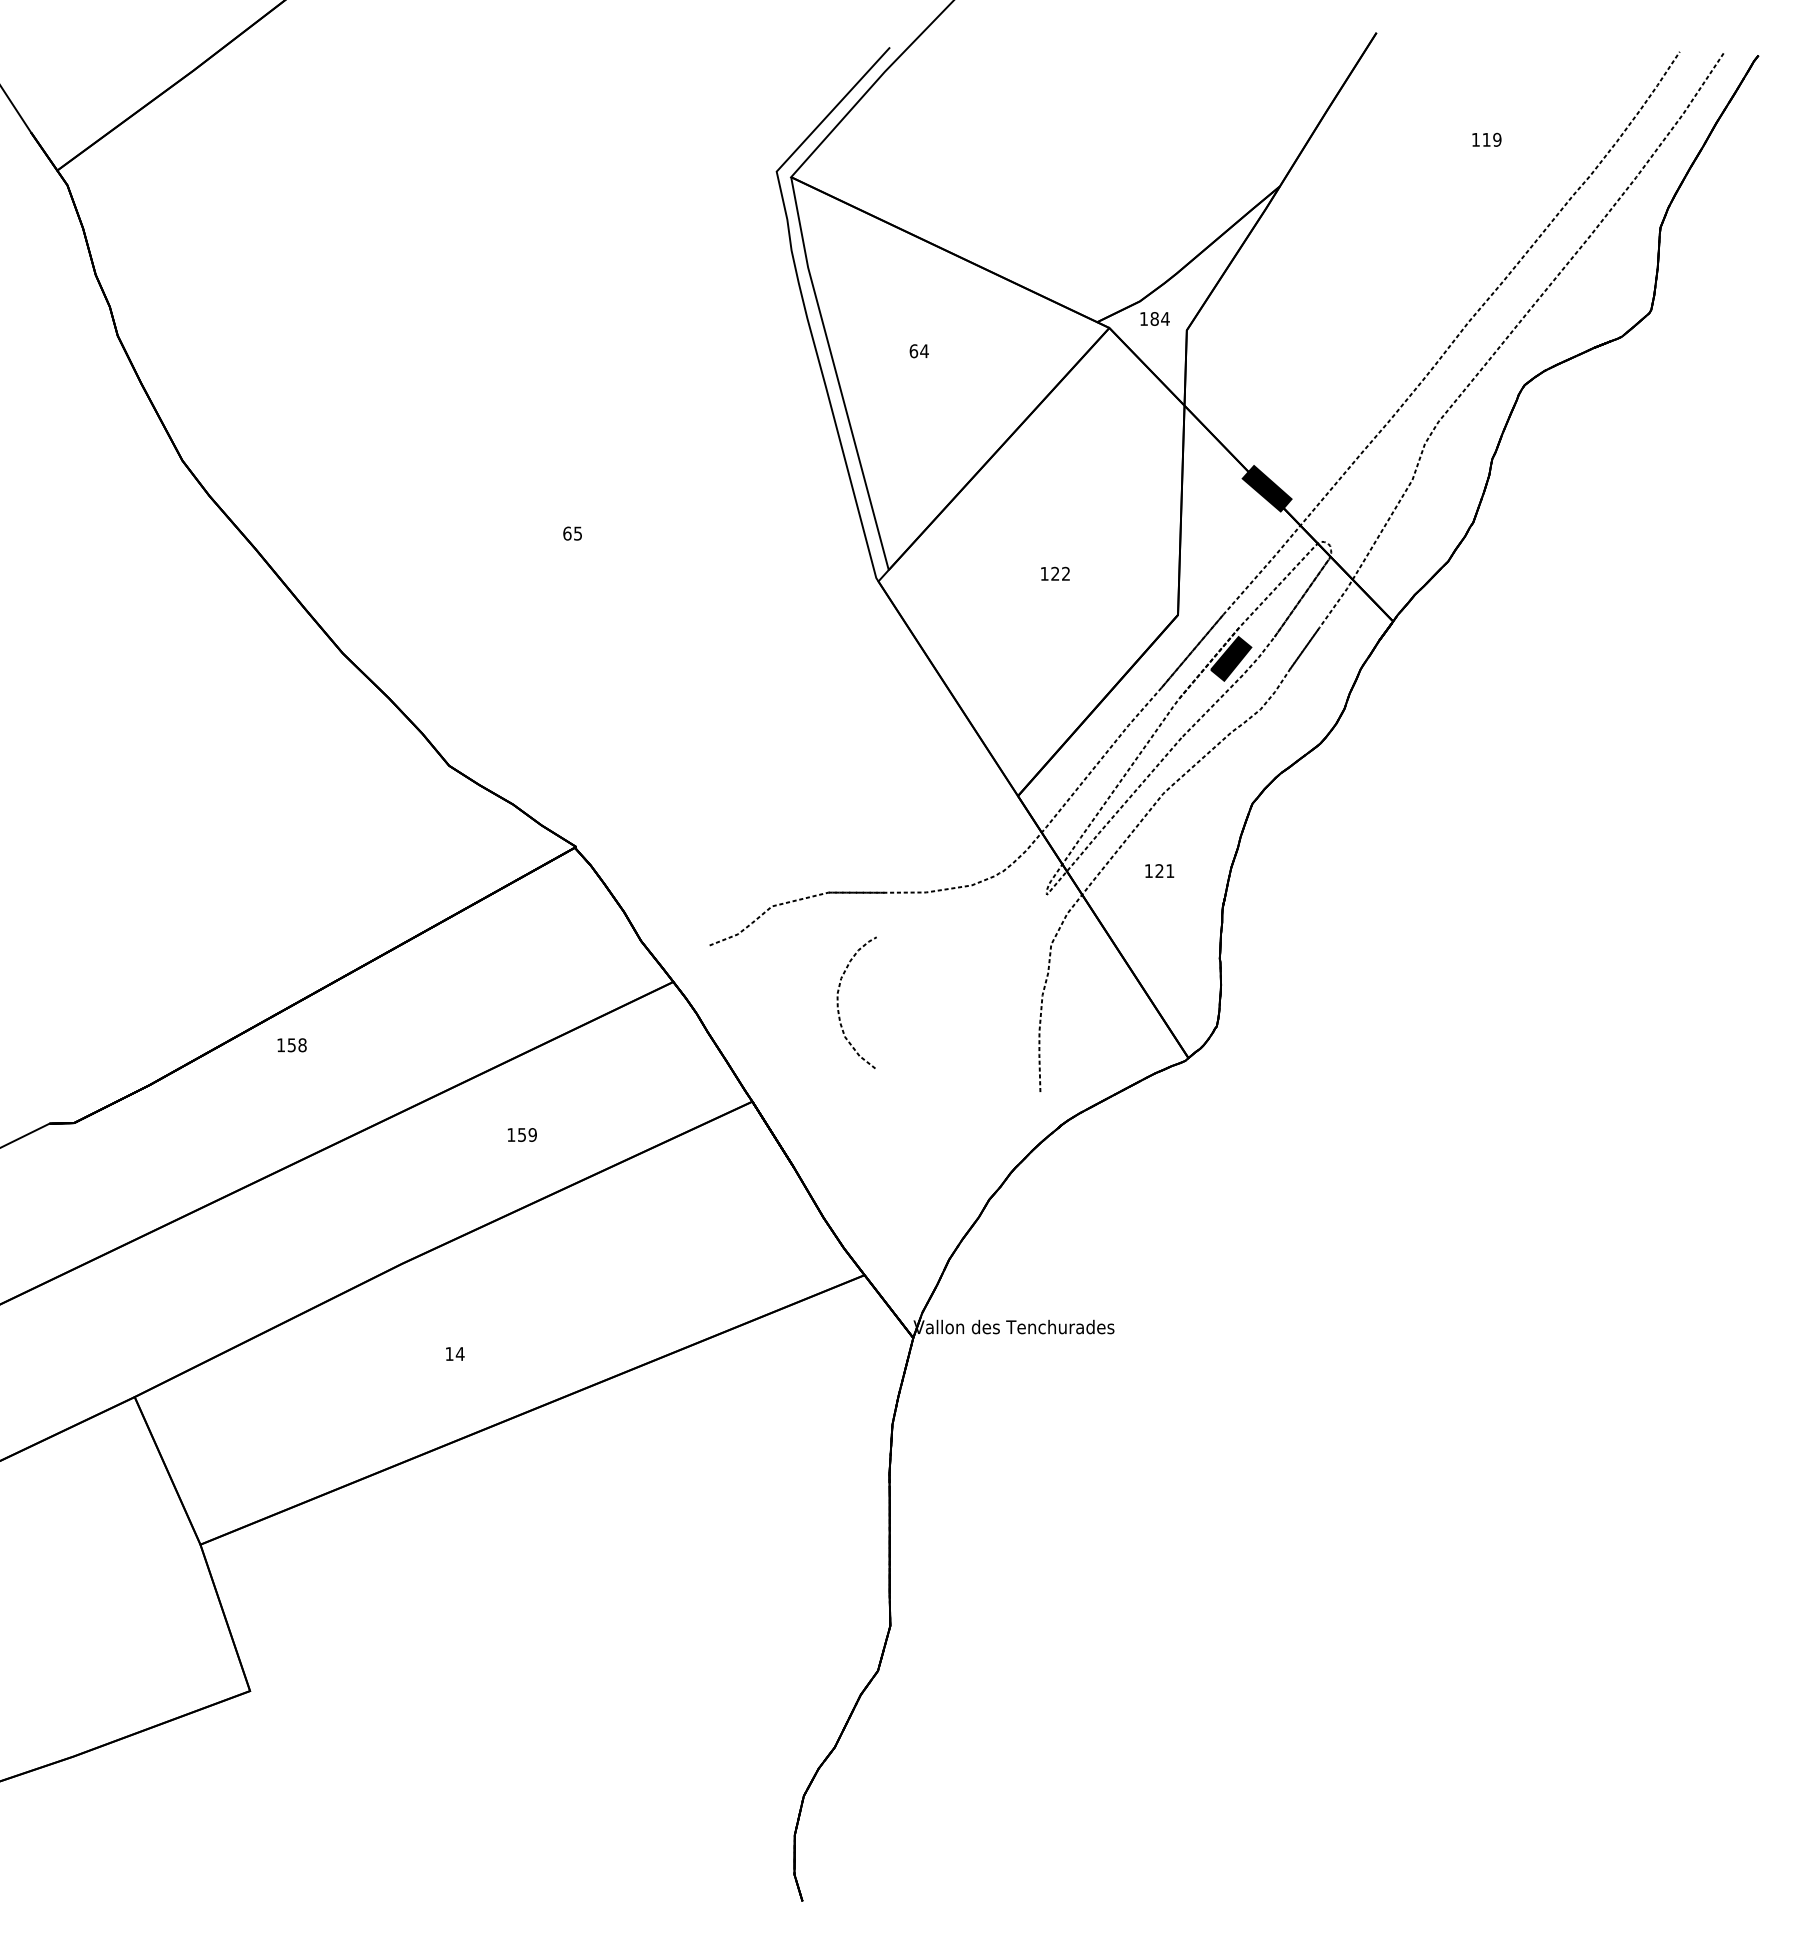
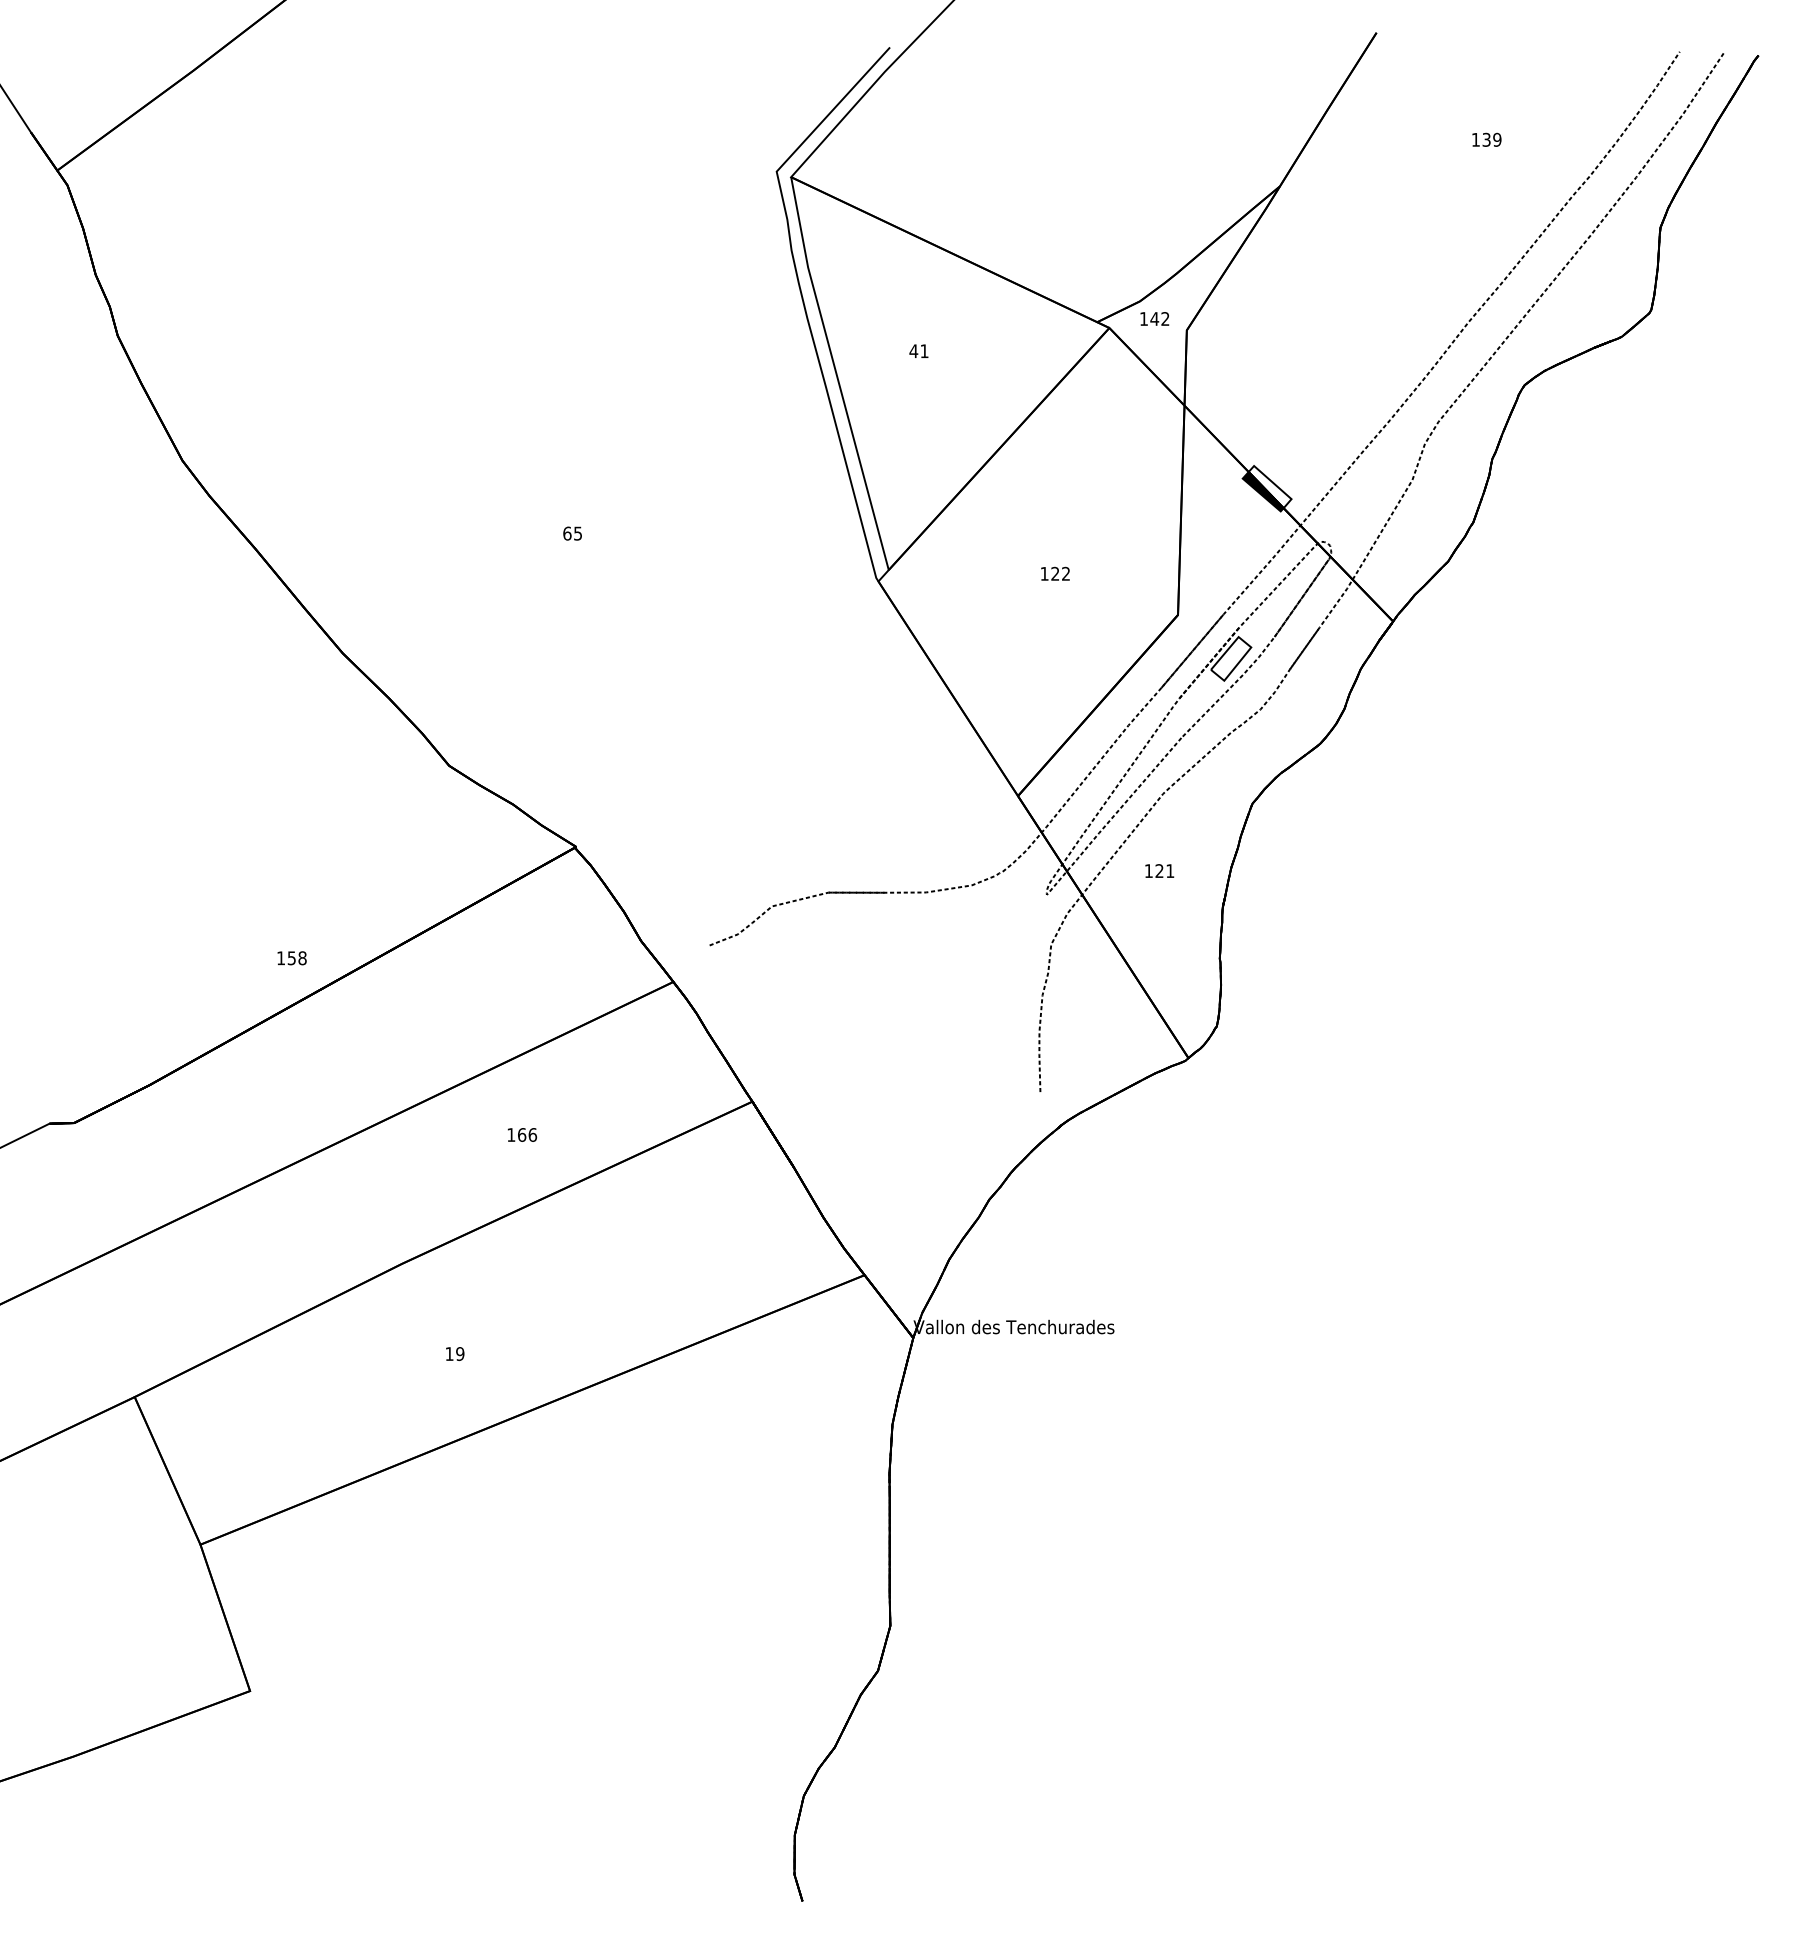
text: 119 -> 139 (1486, 139)
text: 184 -> 142 (1159, 318)
text: 64 -> 41 (918, 351)
fill: present -> none (1269, 487)
fill: present -> none (1230, 658)
part: present -> none (838, 1003)
text position: (291, 1045) -> (291, 958) (291, 958)
text: 159 -> 166 (527, 1134)
text: 14 -> 19 (459, 1354)
